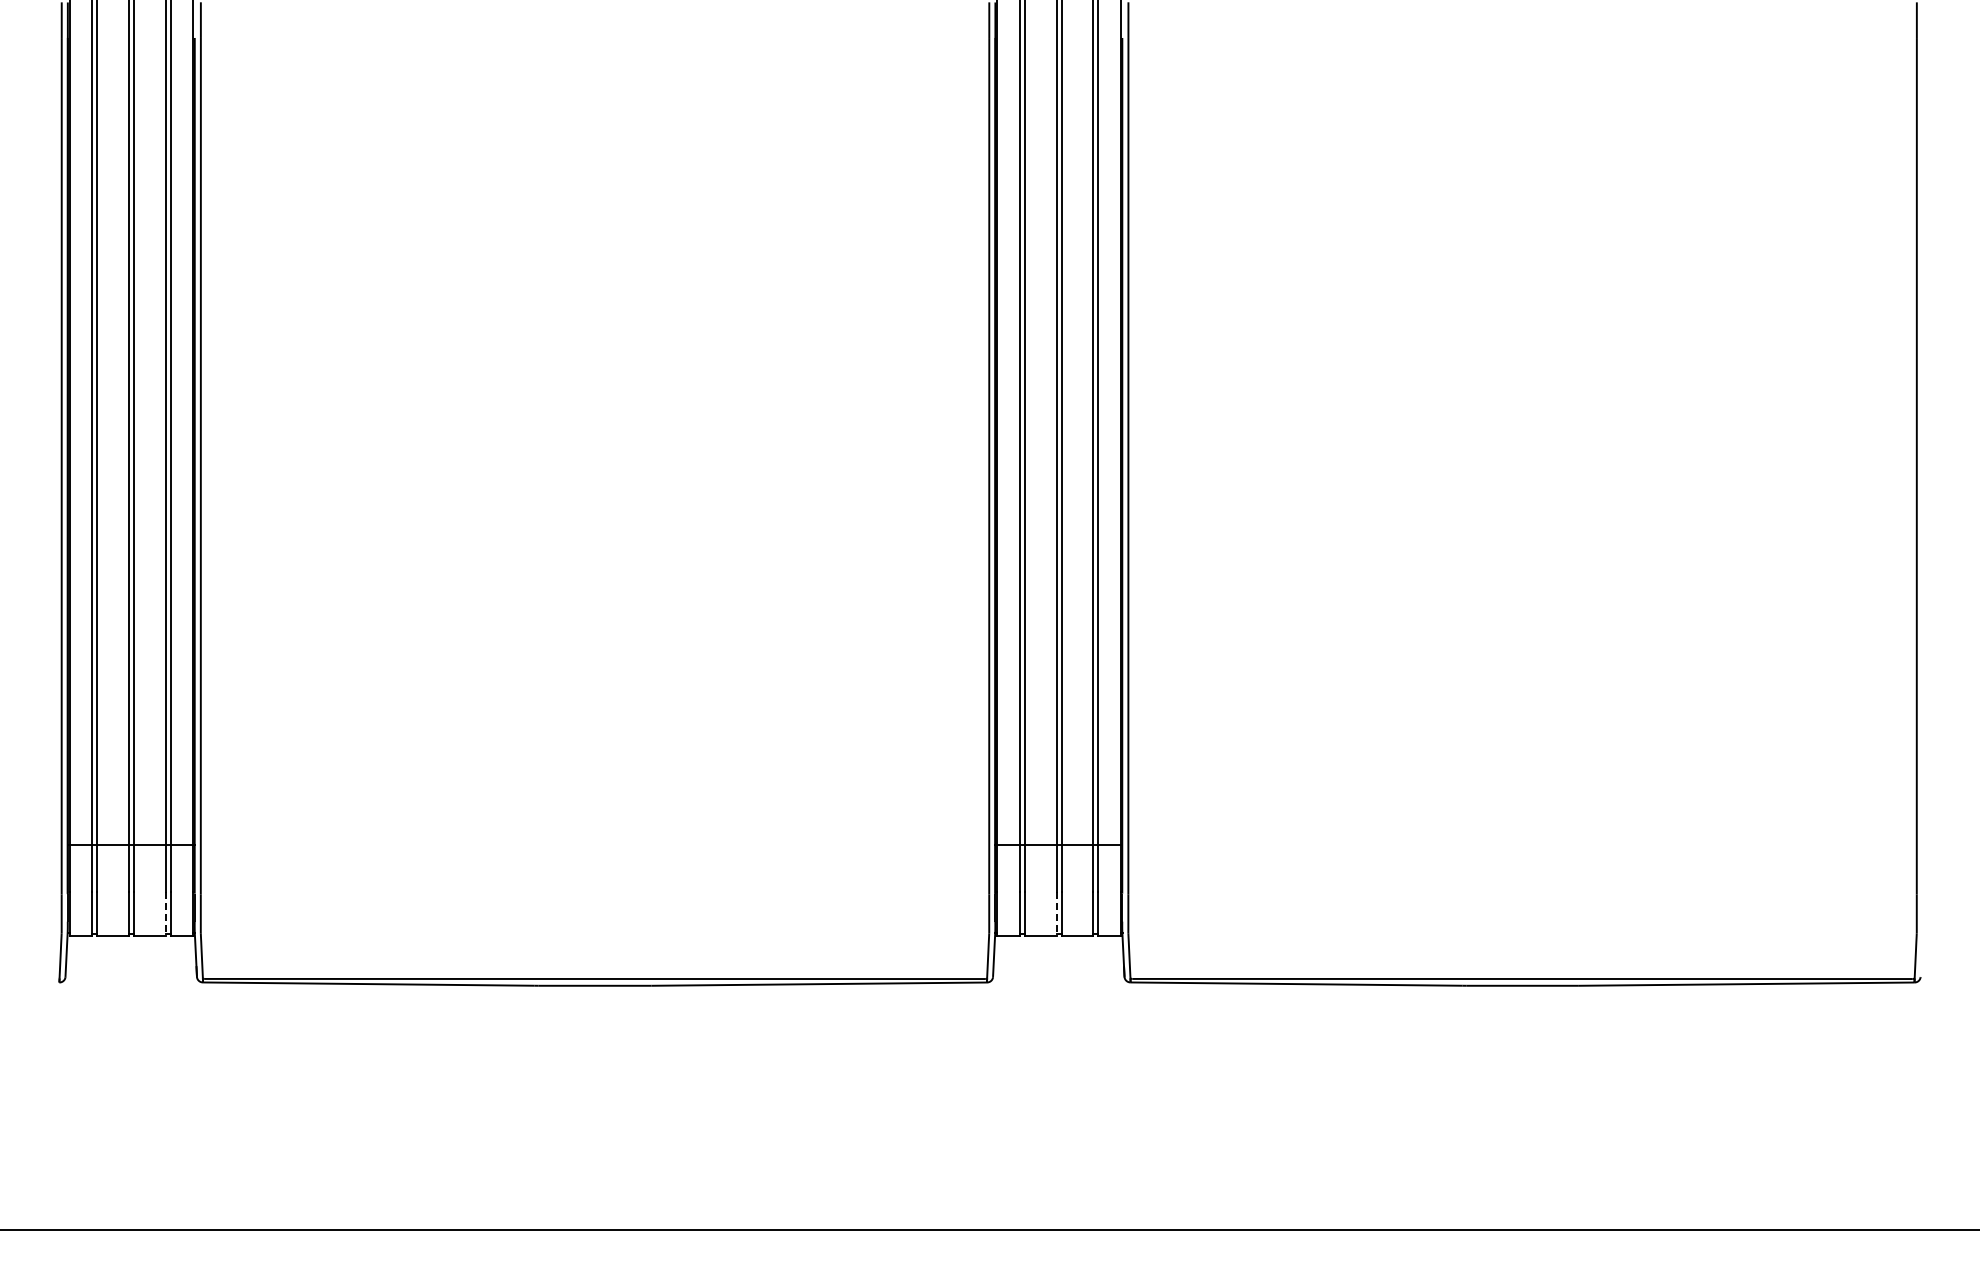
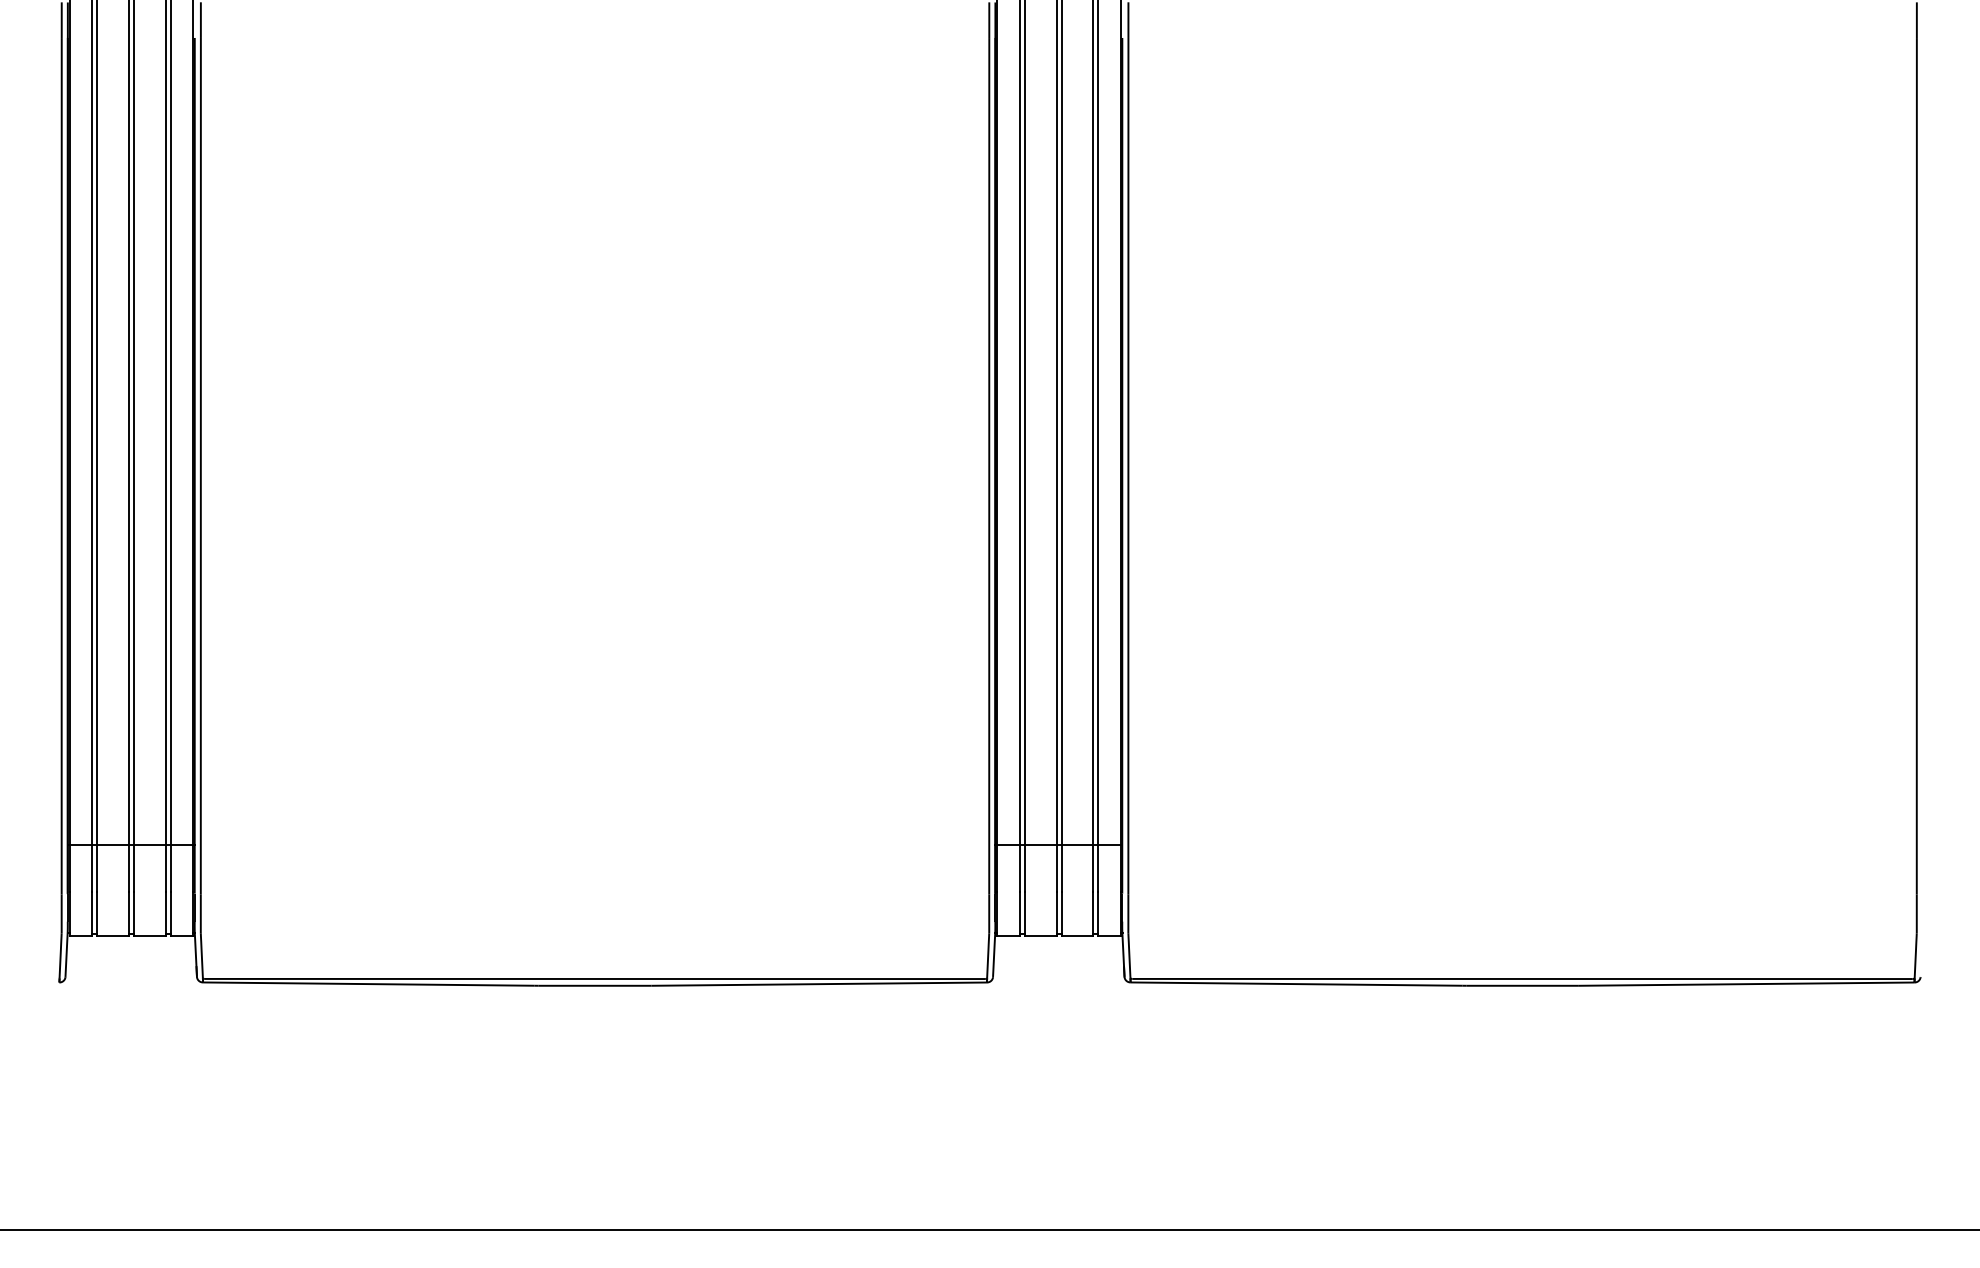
line: dashed -> solid (165, 914)
line: dashed -> solid (1056, 914)
